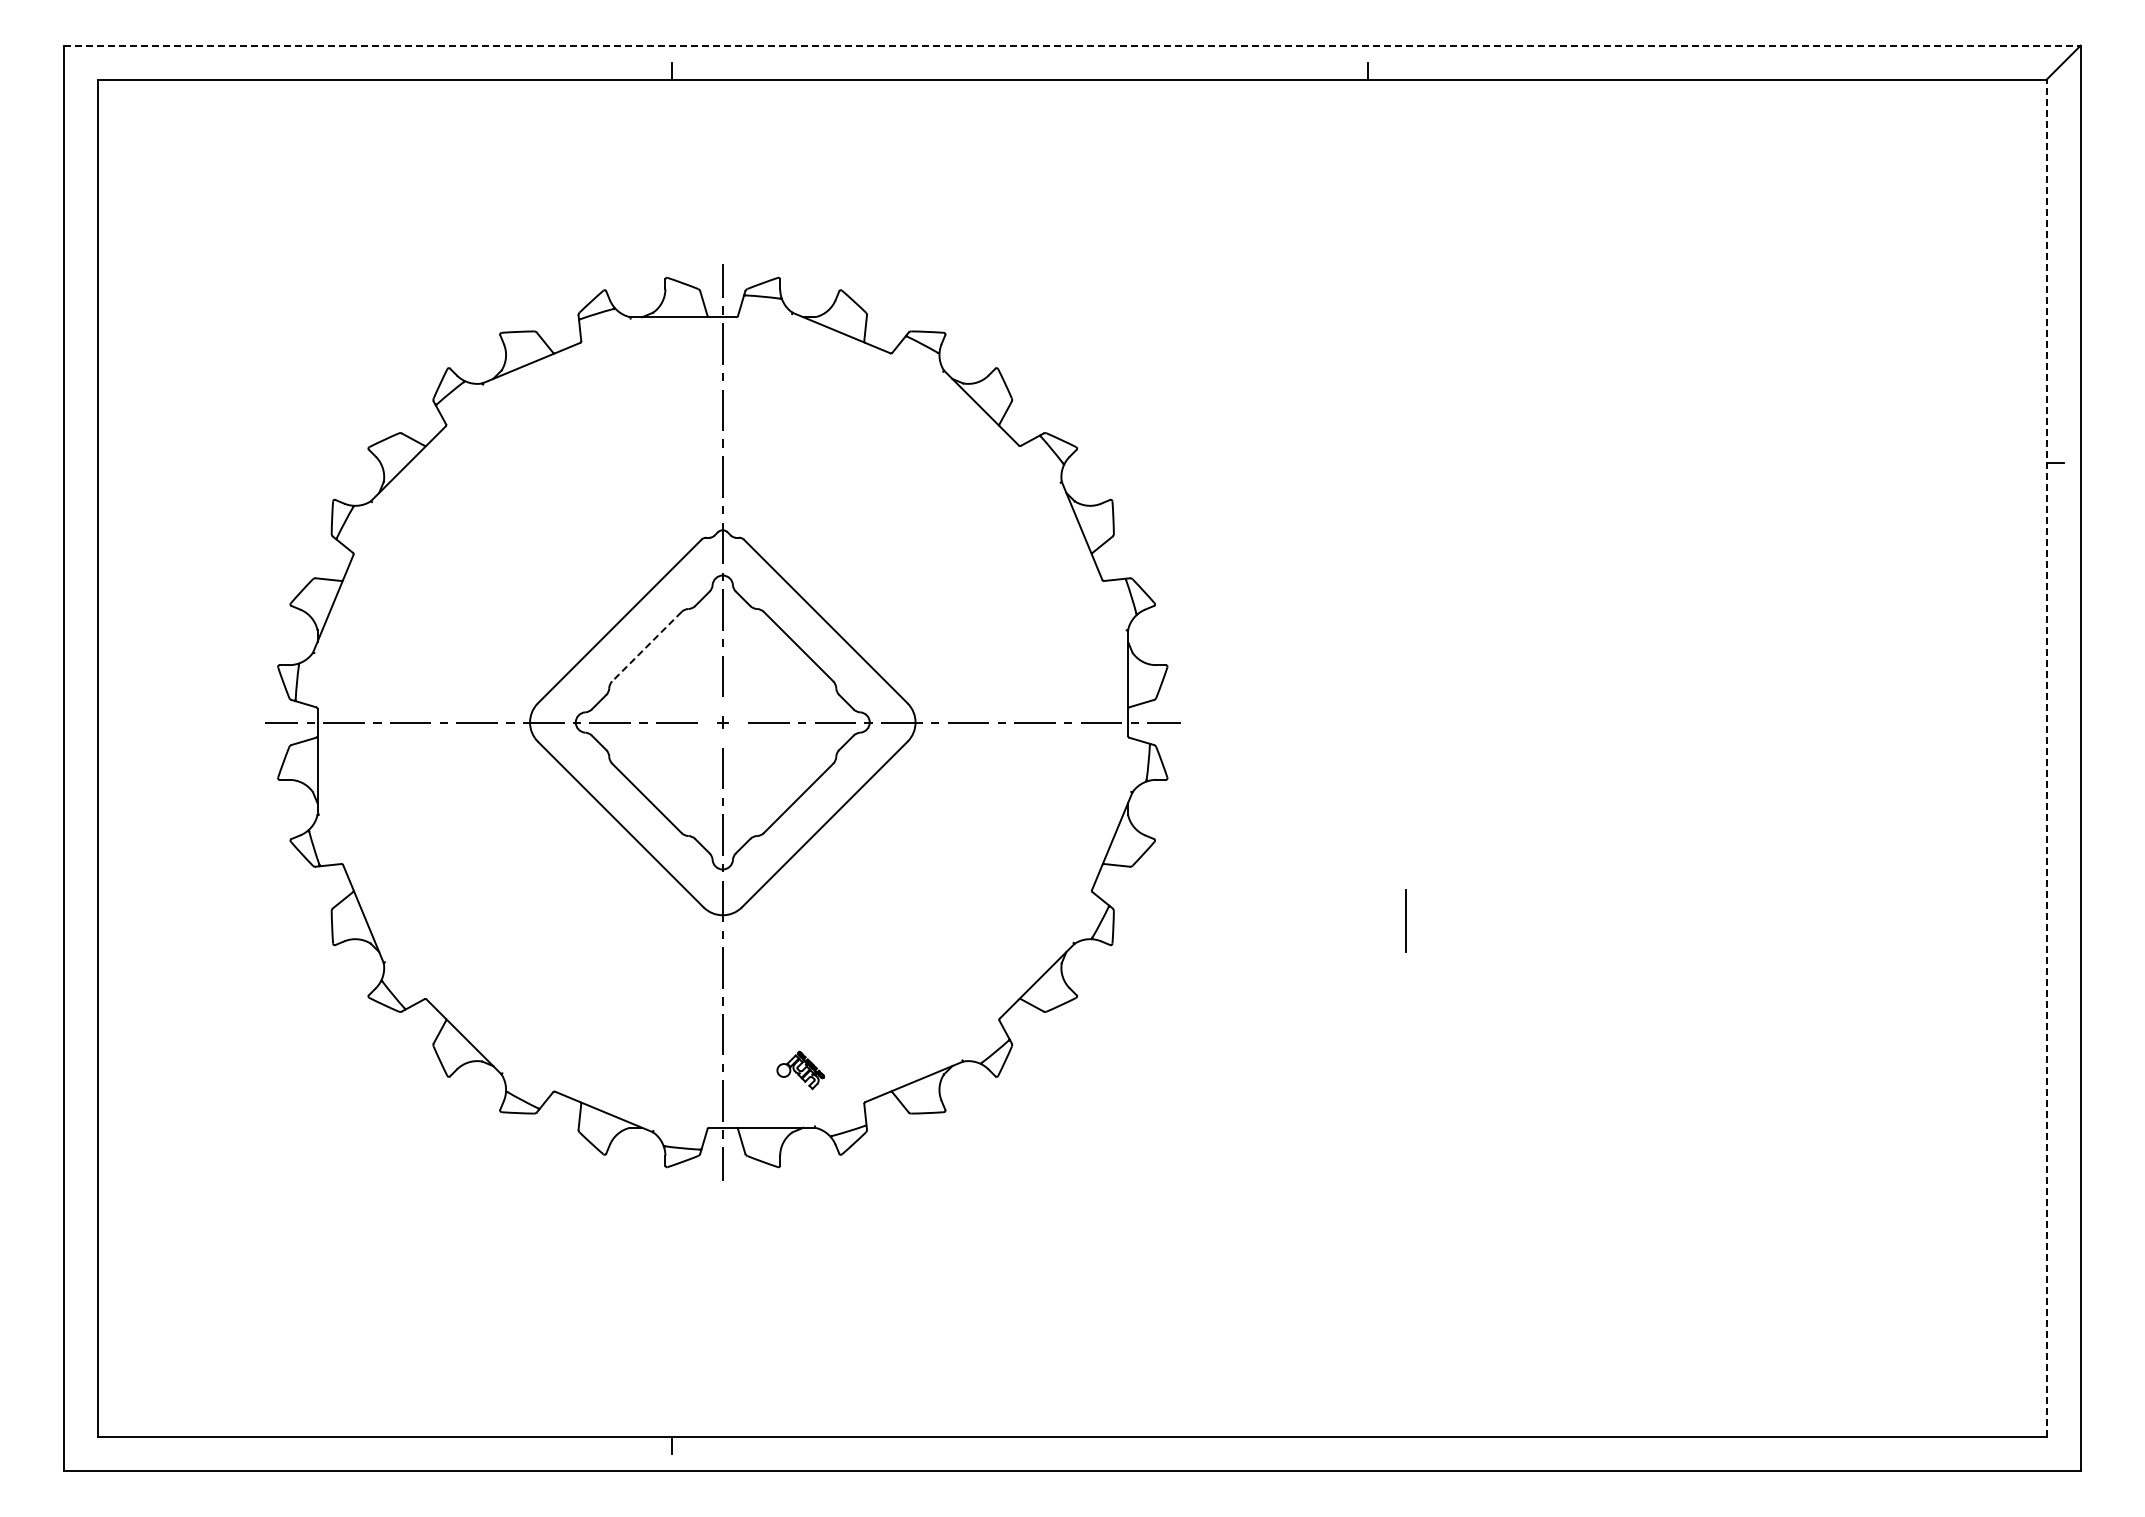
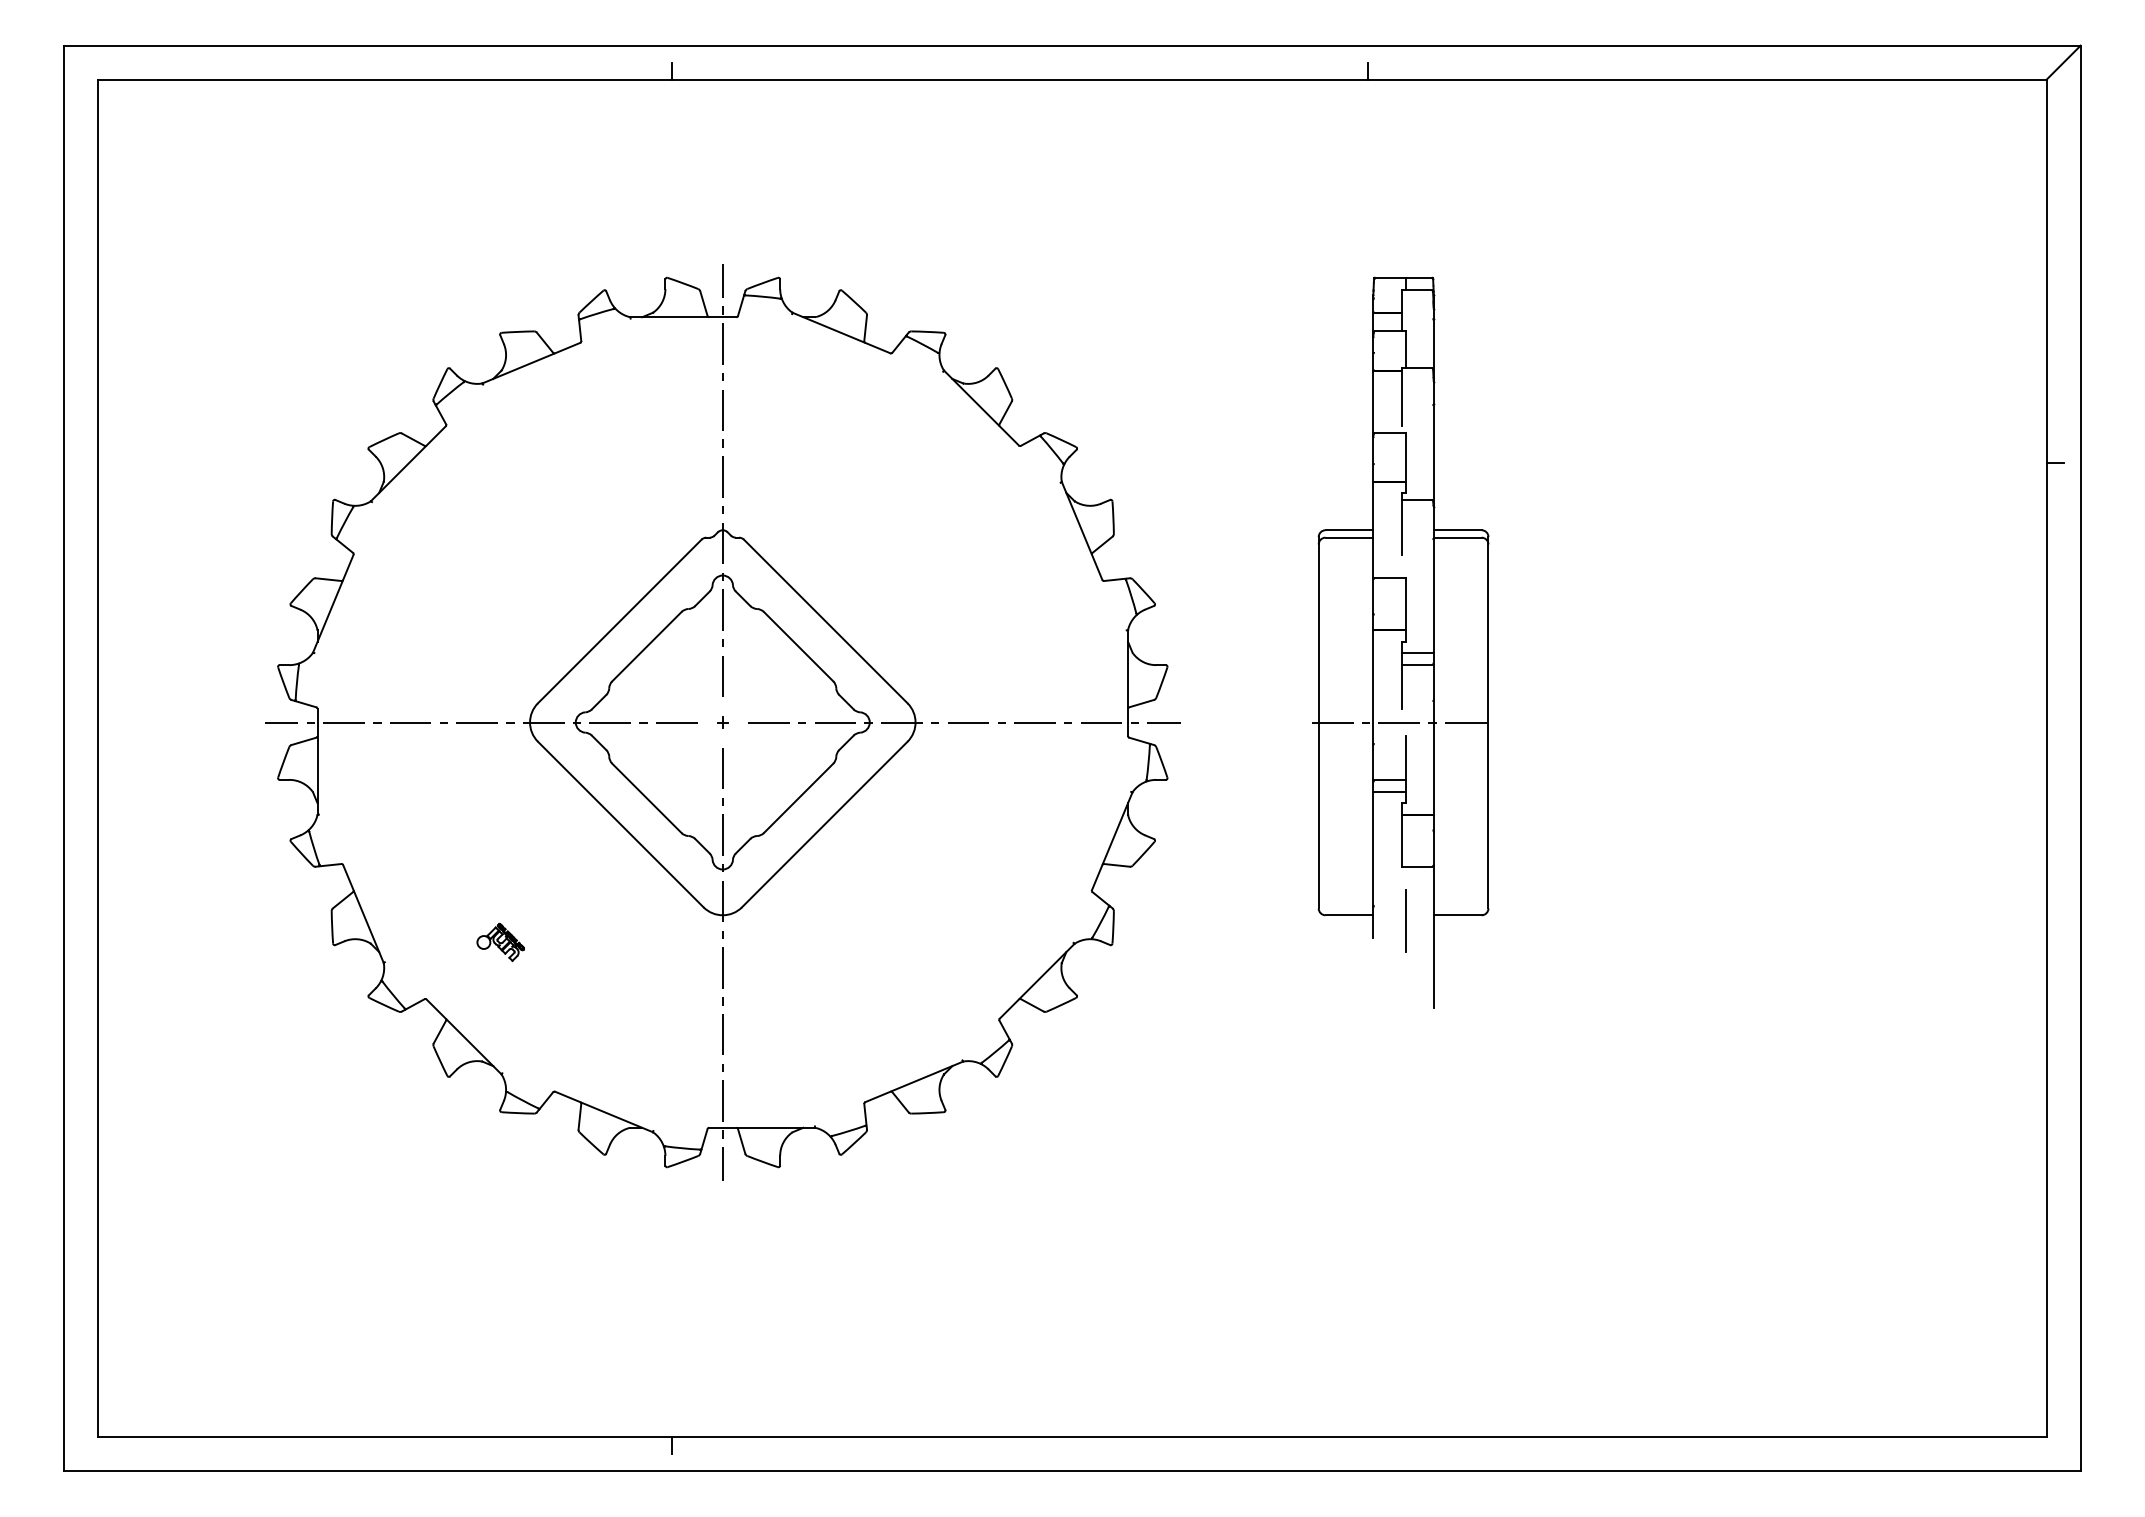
line: dashed -> solid (1072, 45)
part: none -> present (1400, 642)
line: dashed -> solid (646, 647)
line: dashed -> solid (2046, 758)
part position: (800, 1069) -> (500, 941) (500, 941)
